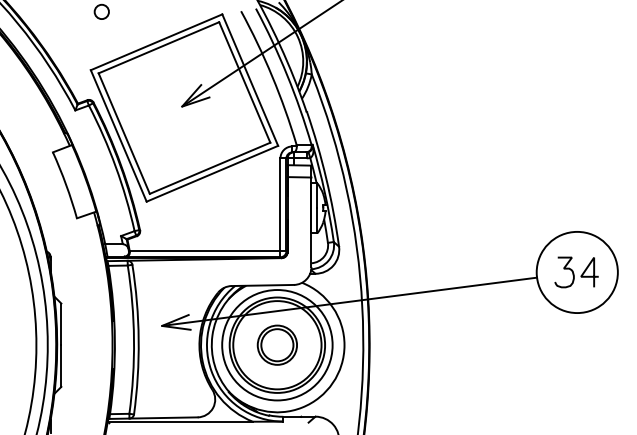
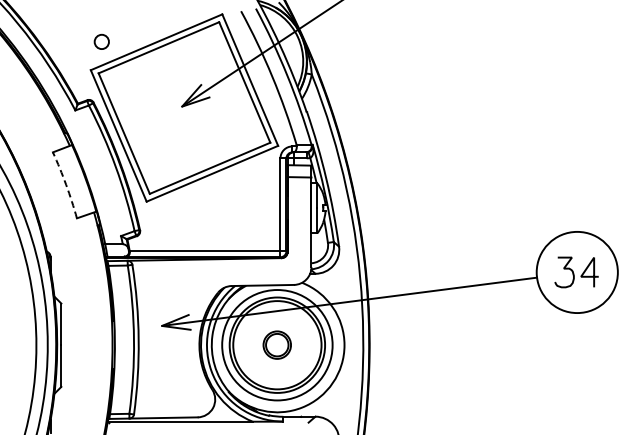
circle position: (101, 11) -> (101, 41) (101, 41)
arc: solid -> dashed (66, 184)
part size: 42x42 px -> 30x30 px (276, 344)
